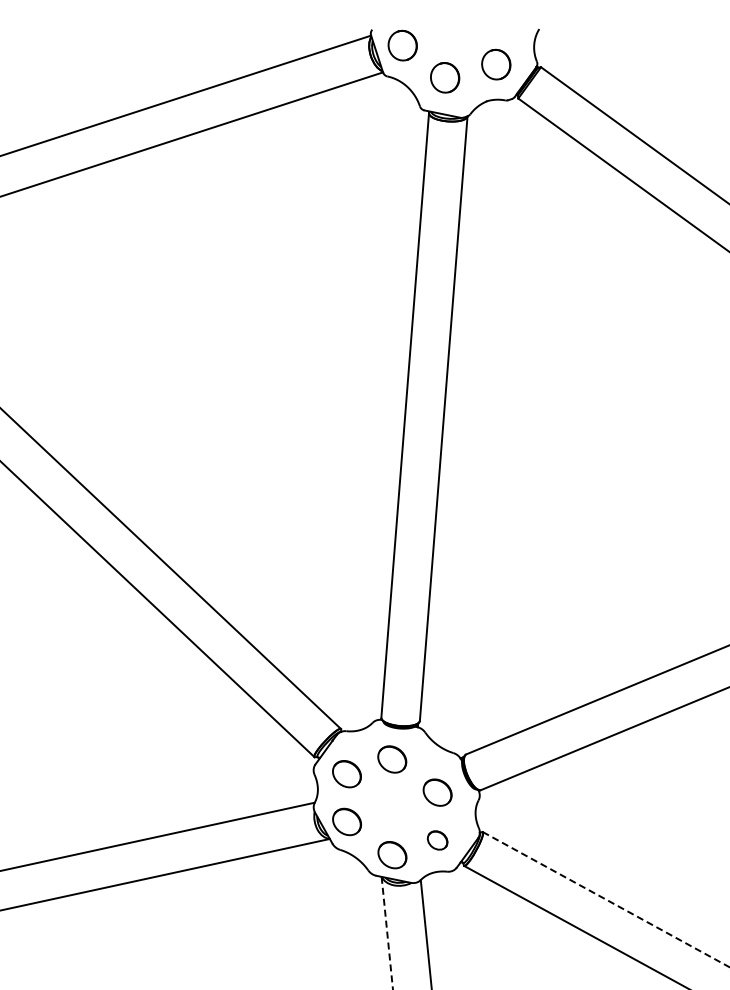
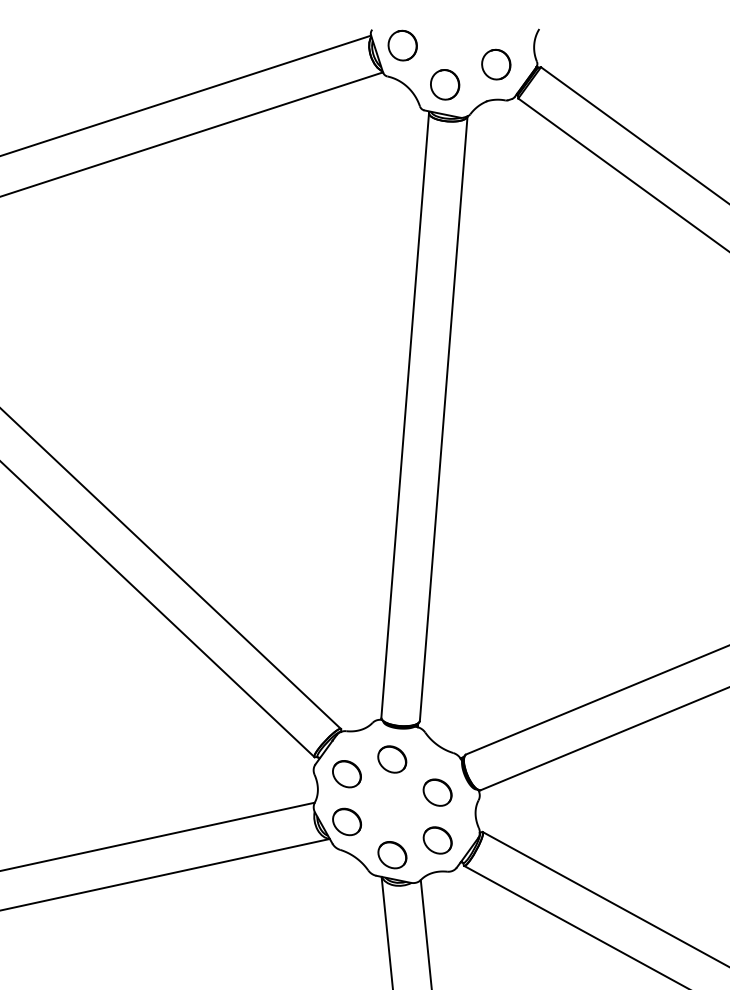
part position: (445, 77) -> (445, 84) (445, 84)
part size: 22x21 px -> 31x29 px (437, 840)
line: dashed -> solid (606, 899)
line: dashed -> solid (387, 933)
